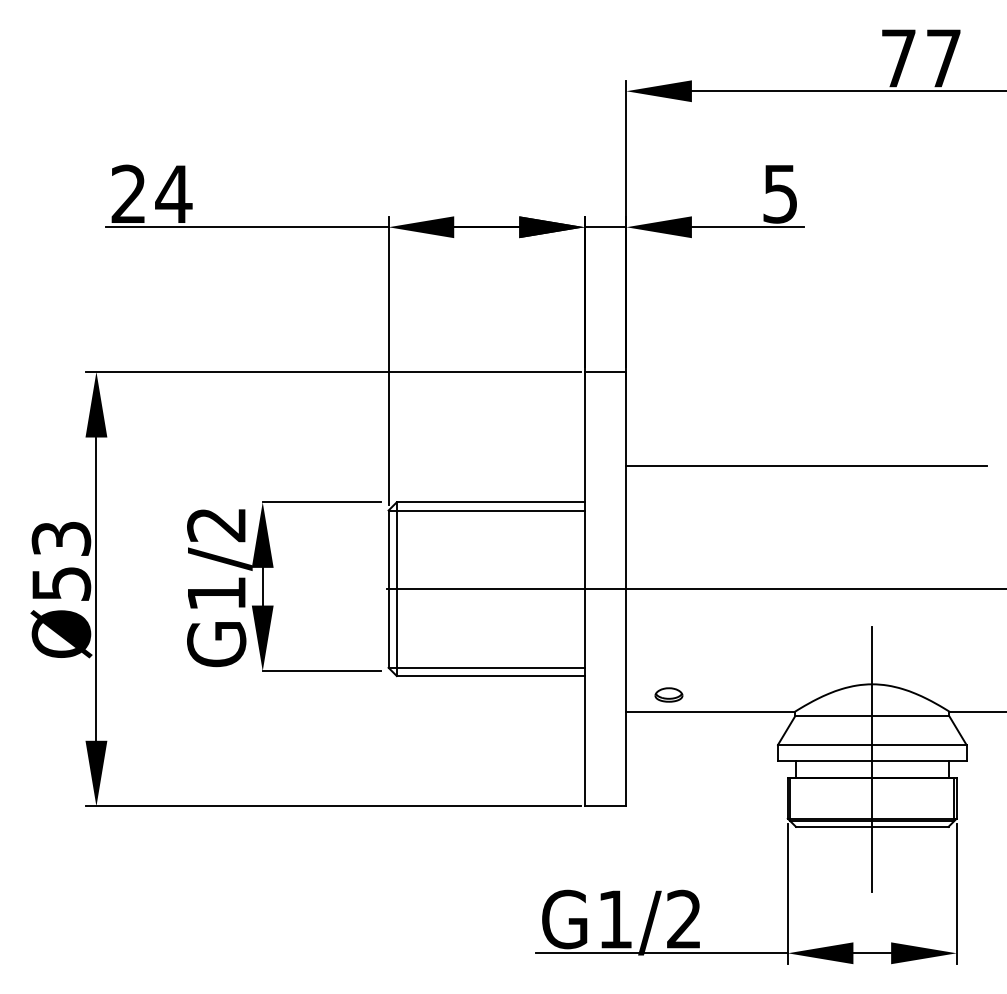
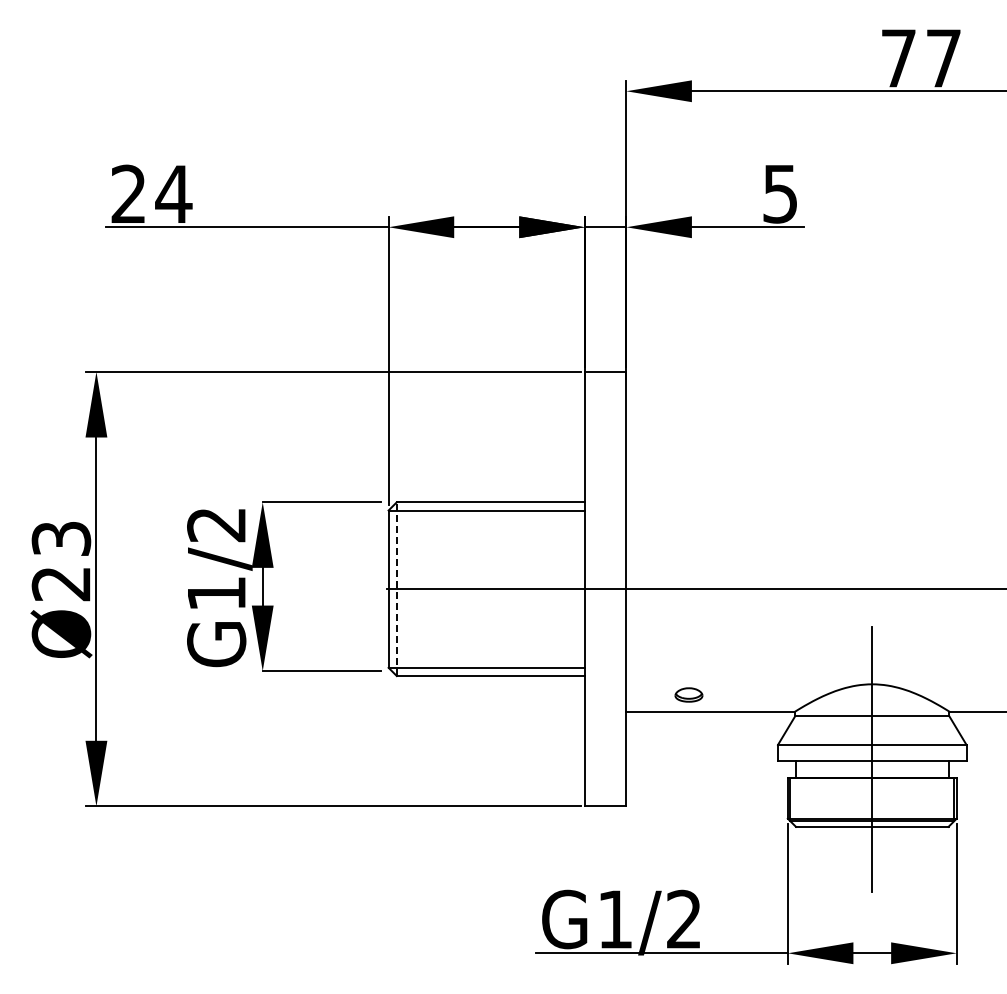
line: present -> none (806, 466)
text: Ø53 -> Ø23 (61, 584)
line: solid -> dashed (396, 589)
part position: (668, 694) -> (688, 694) (688, 694)
